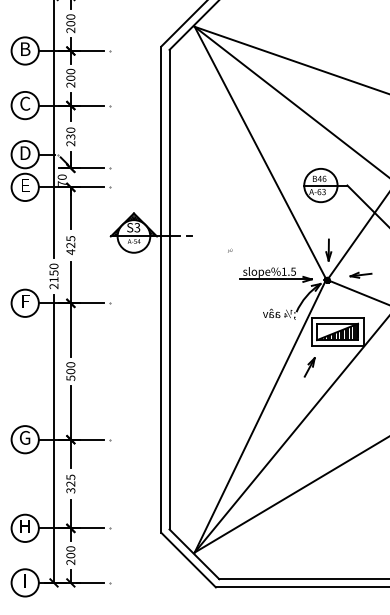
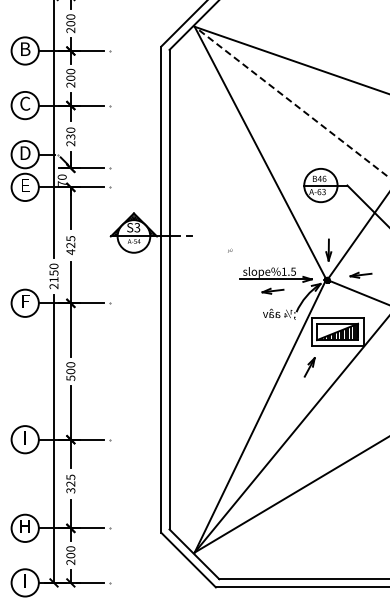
line: solid -> dashed (291, 102)
part: none -> present (272, 290)
text: G -> I (25, 437)
